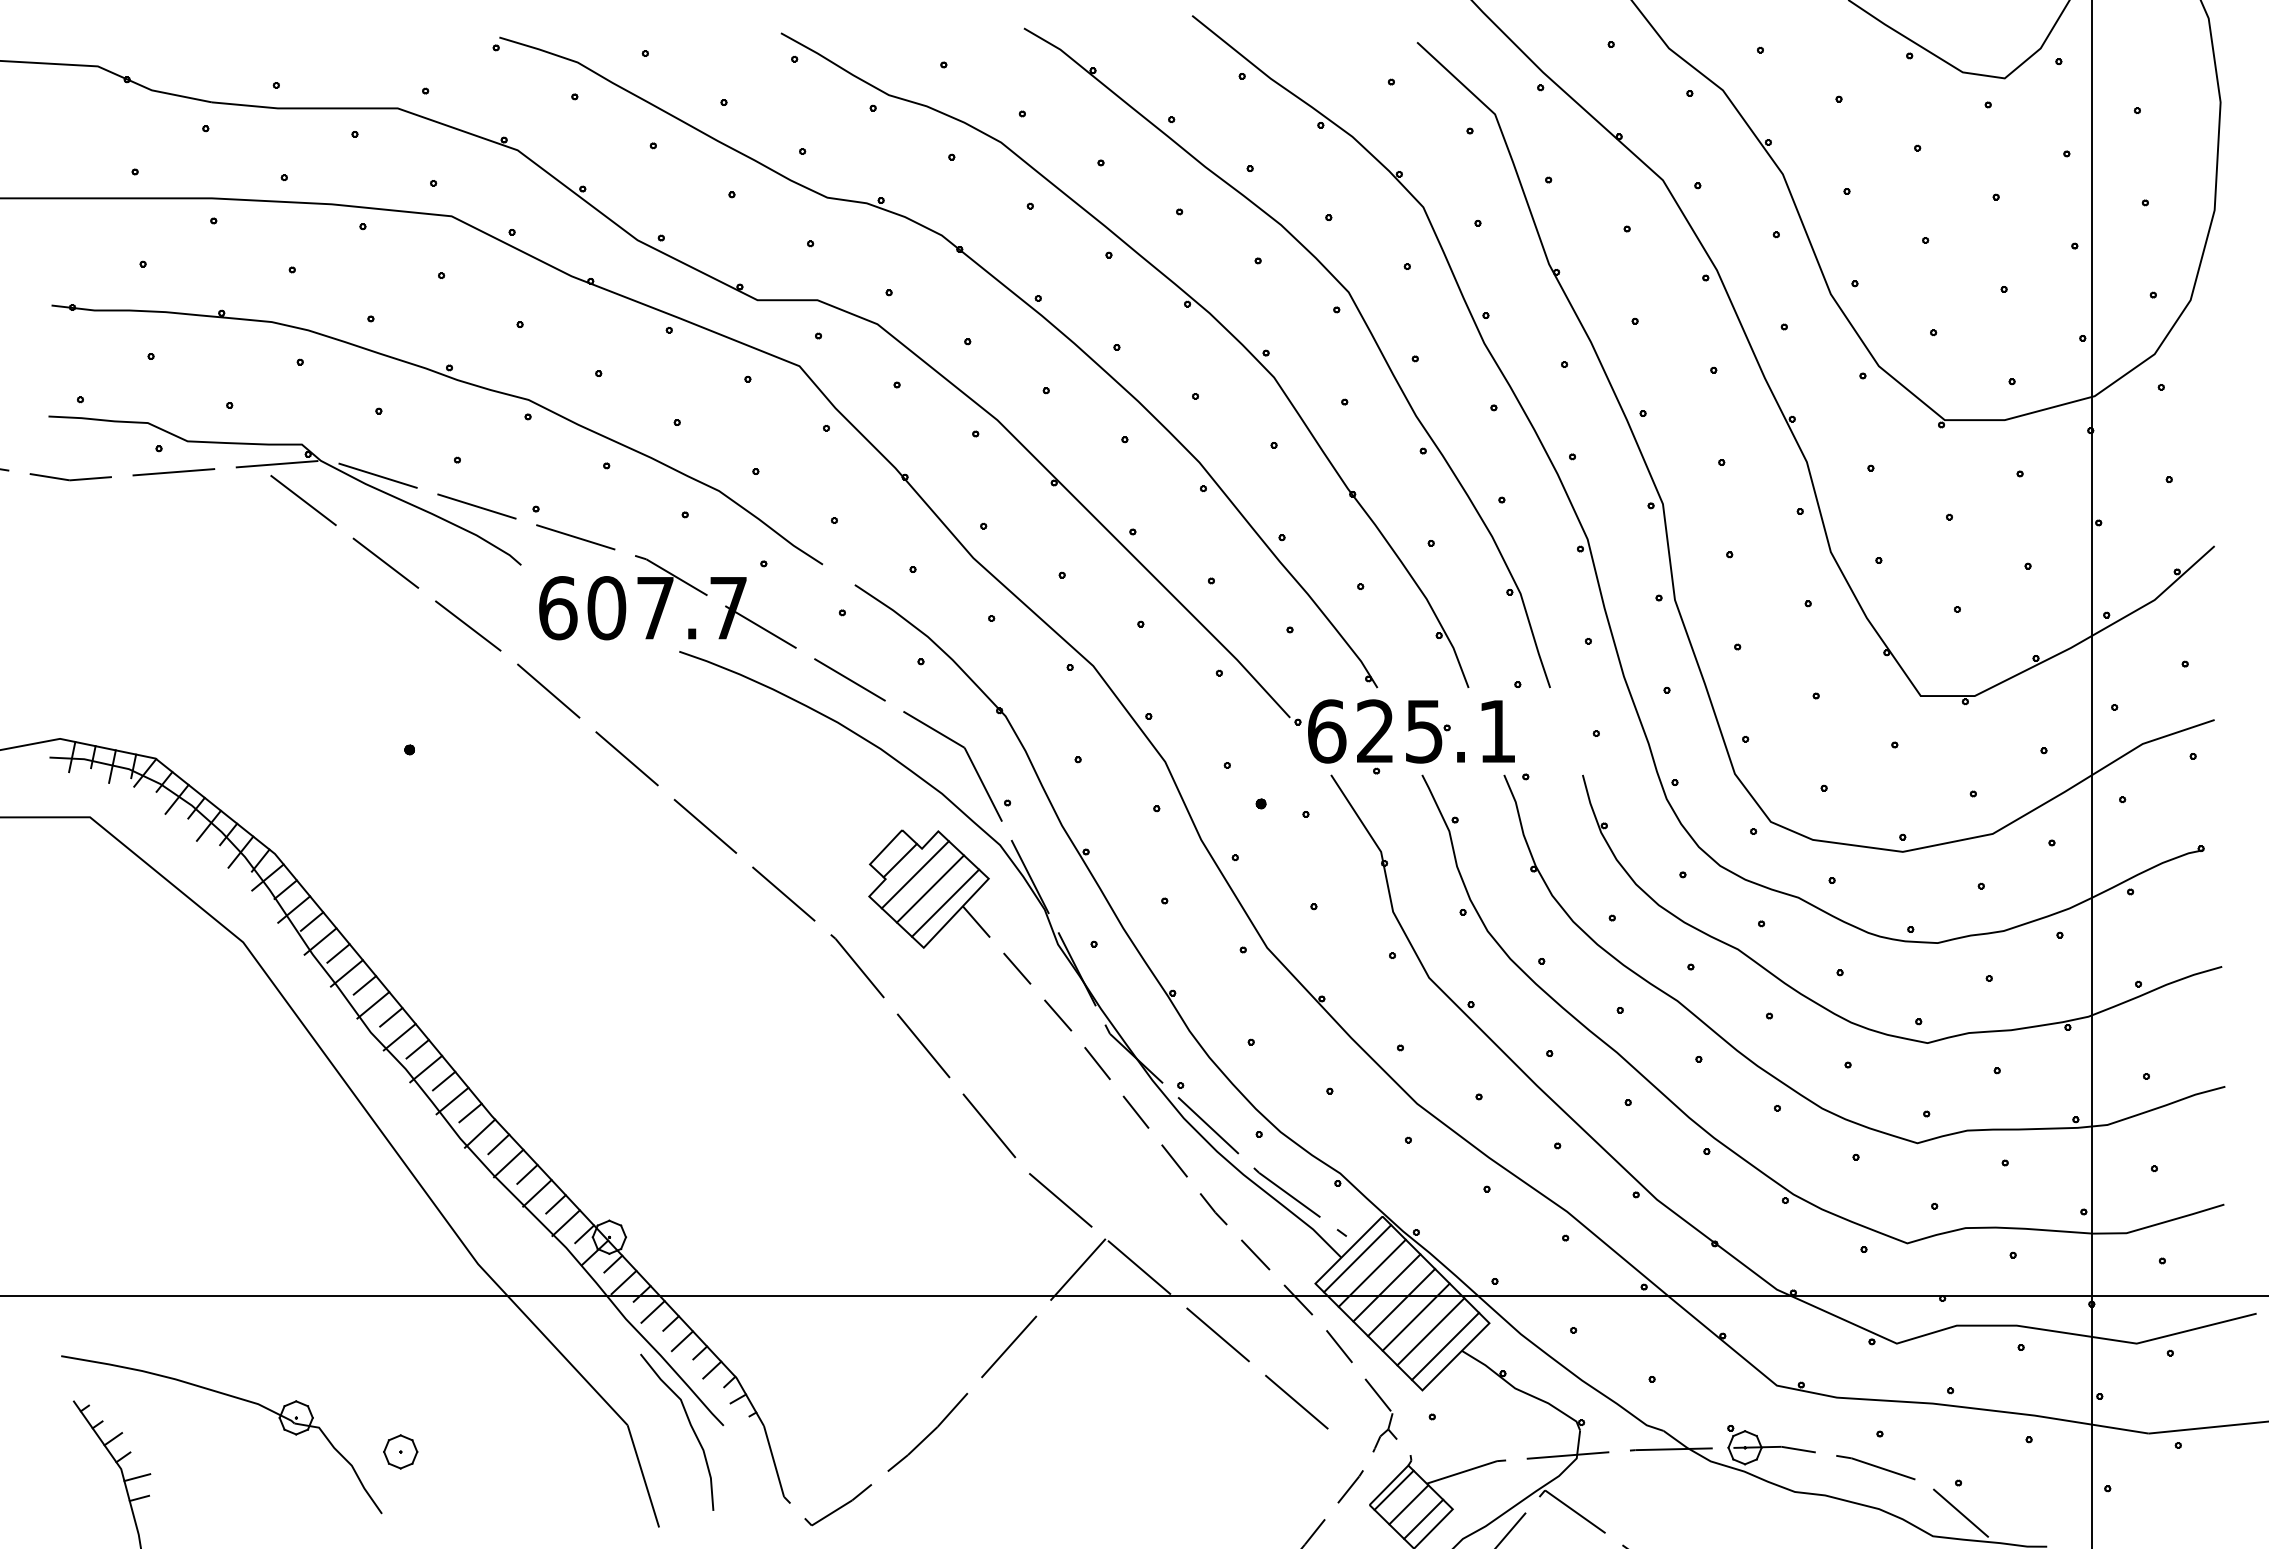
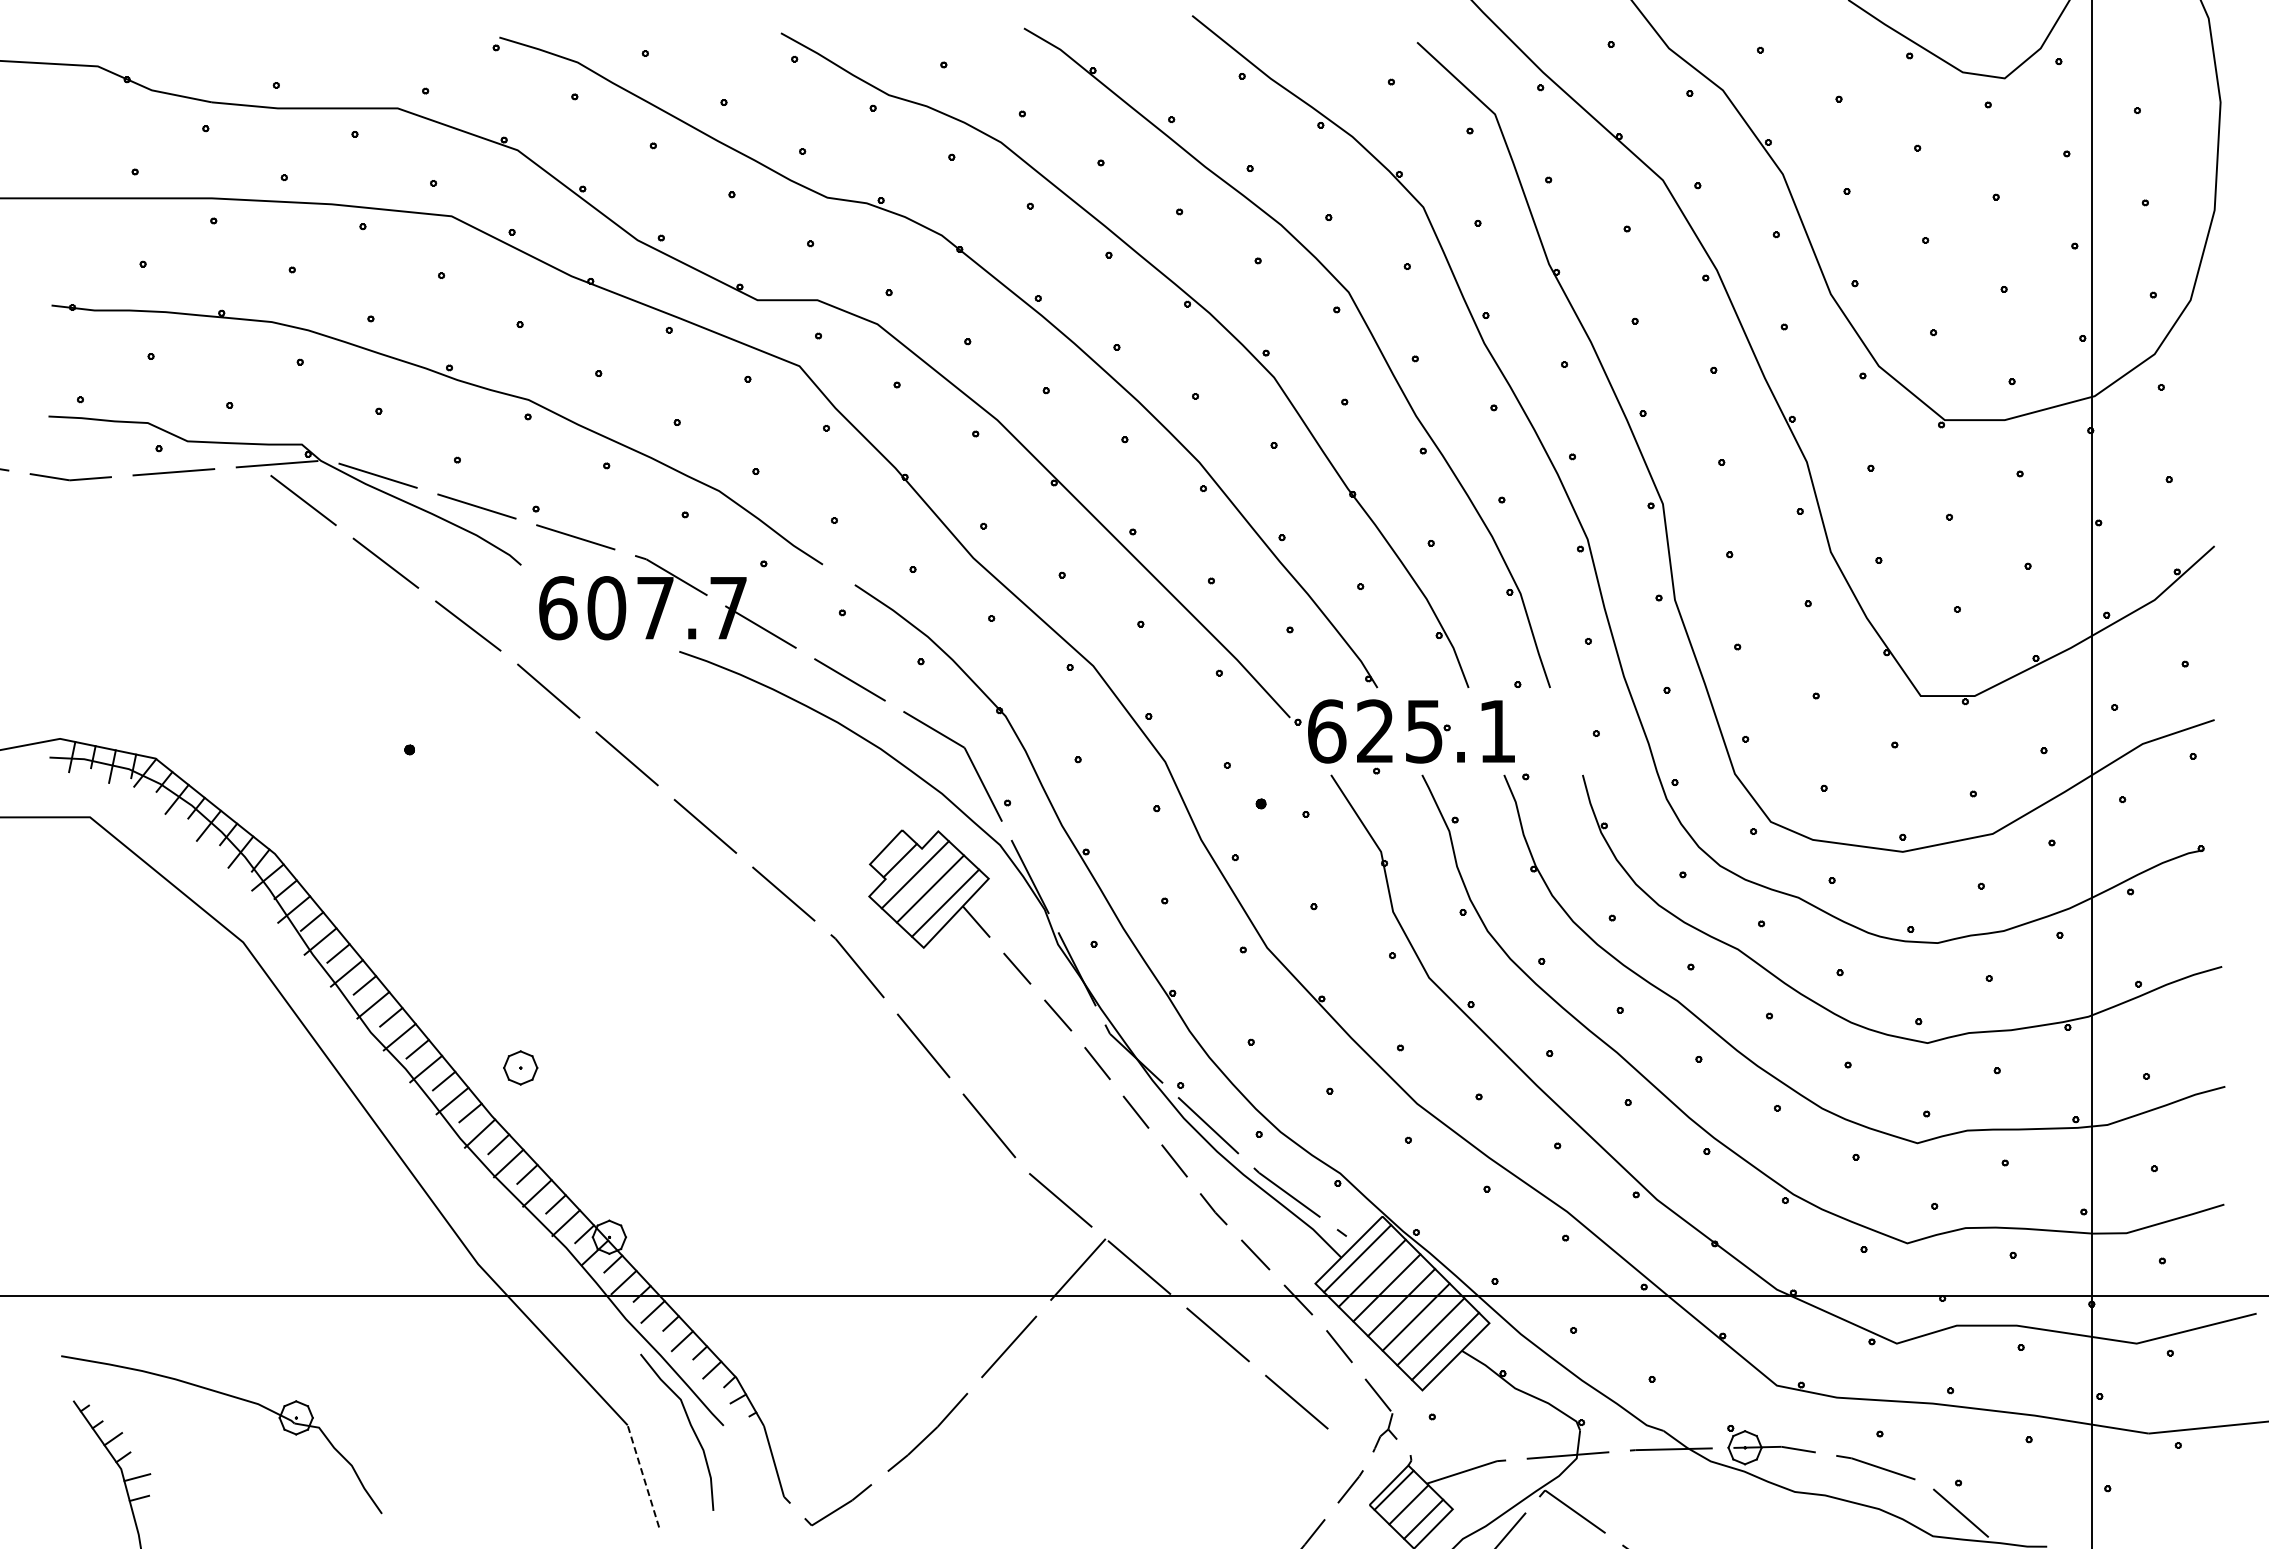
part position: (400, 1451) -> (520, 1067) (520, 1067)
line: solid -> dashed (643, 1475)
